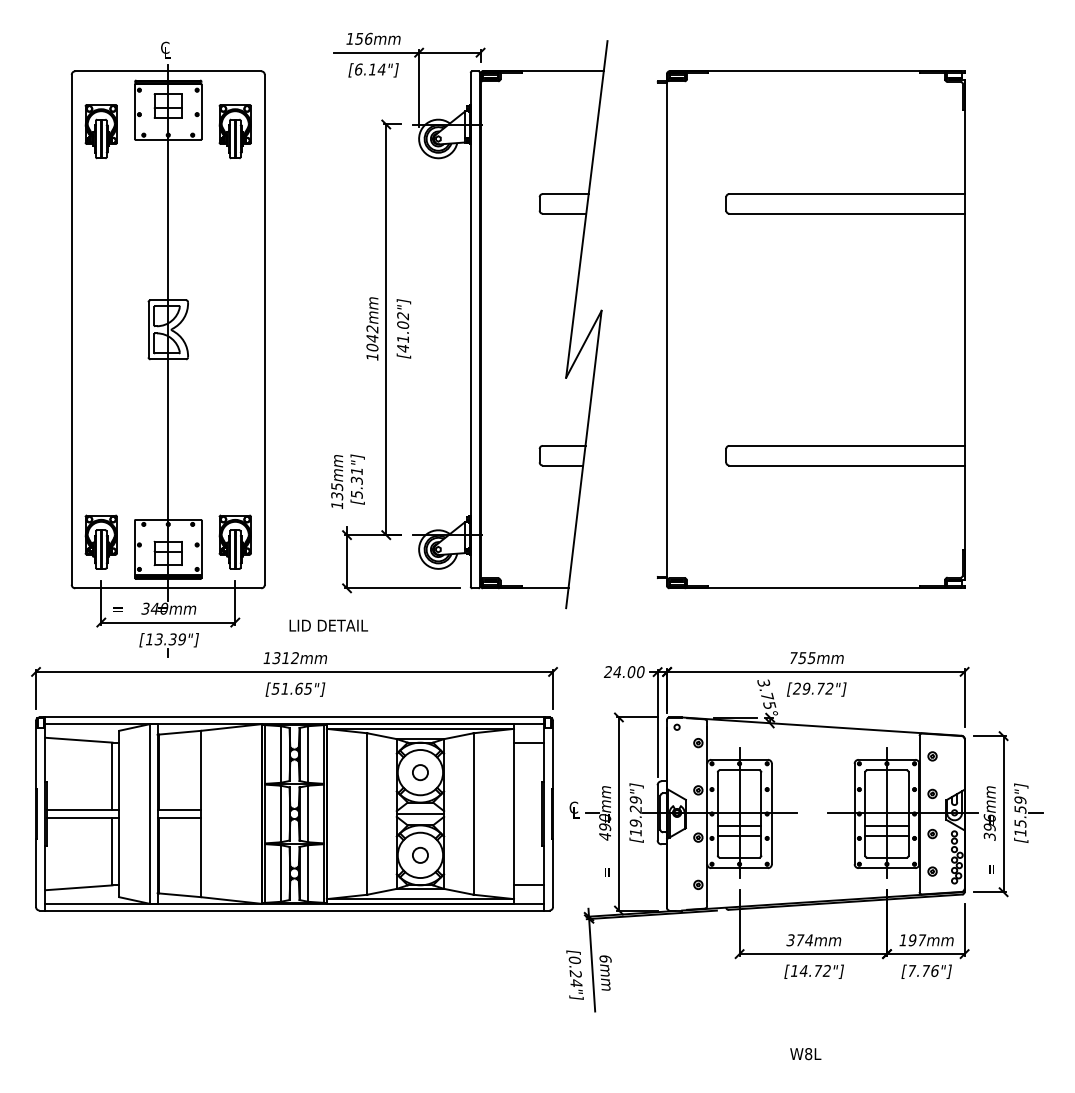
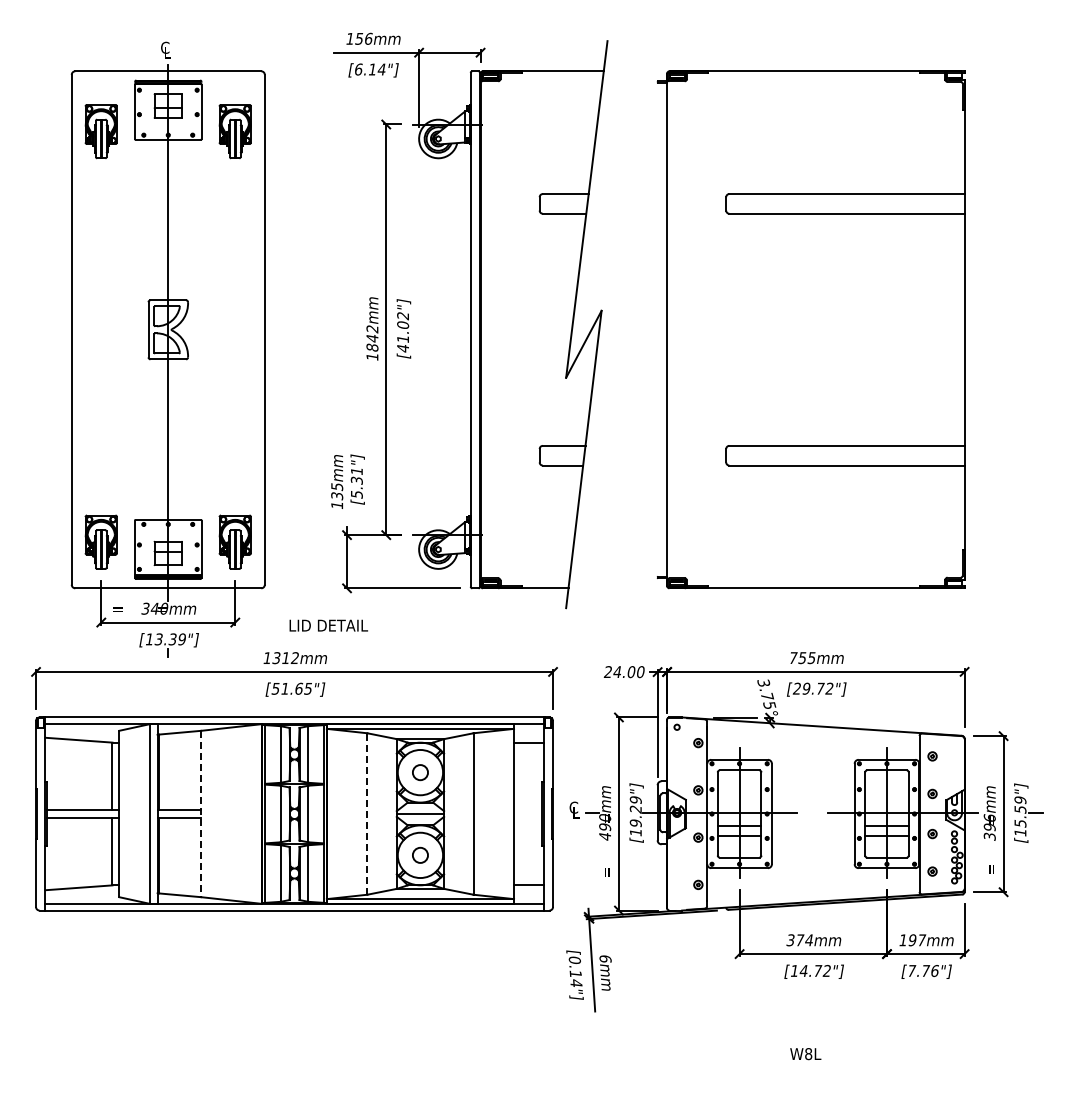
text: 1042mm -> 1842mm (372, 347)
line: solid -> dashed (201, 814)
line: solid -> dashed (367, 814)
text: [0.24"] -> [0.14"] (575, 973)
